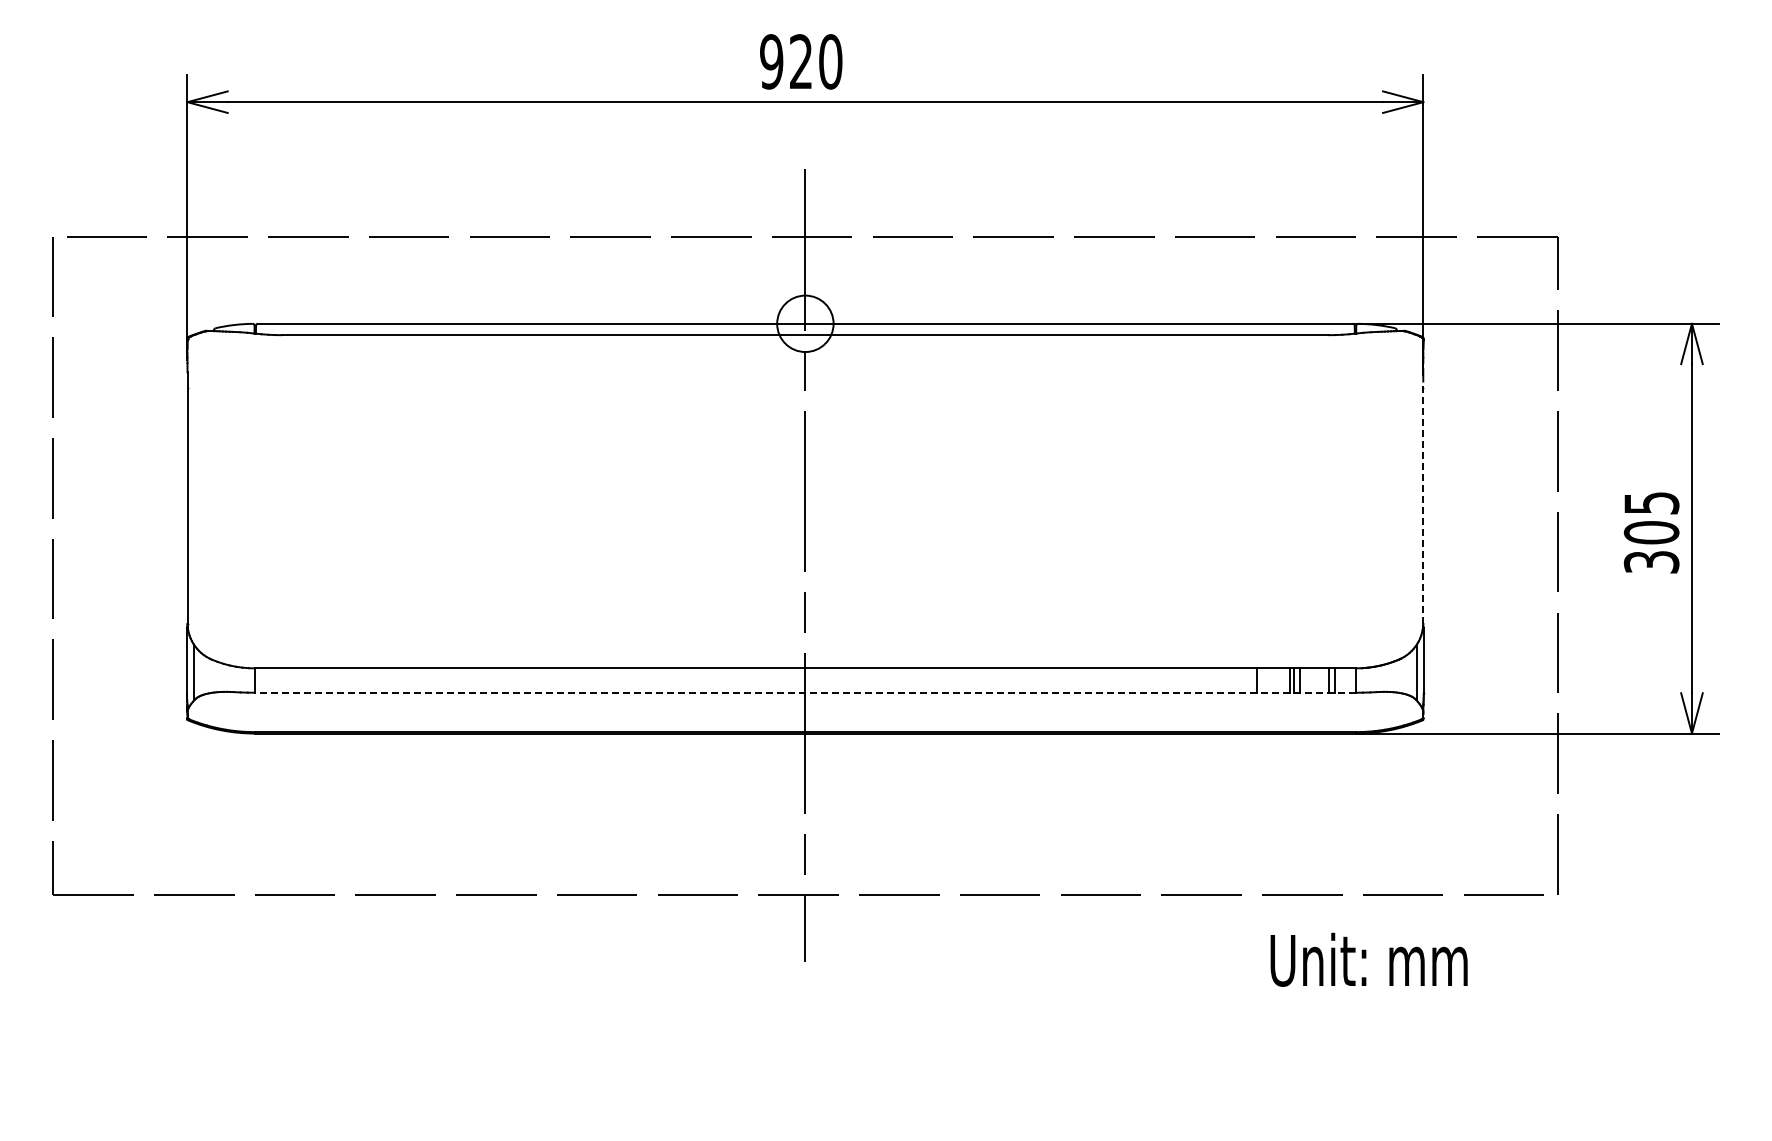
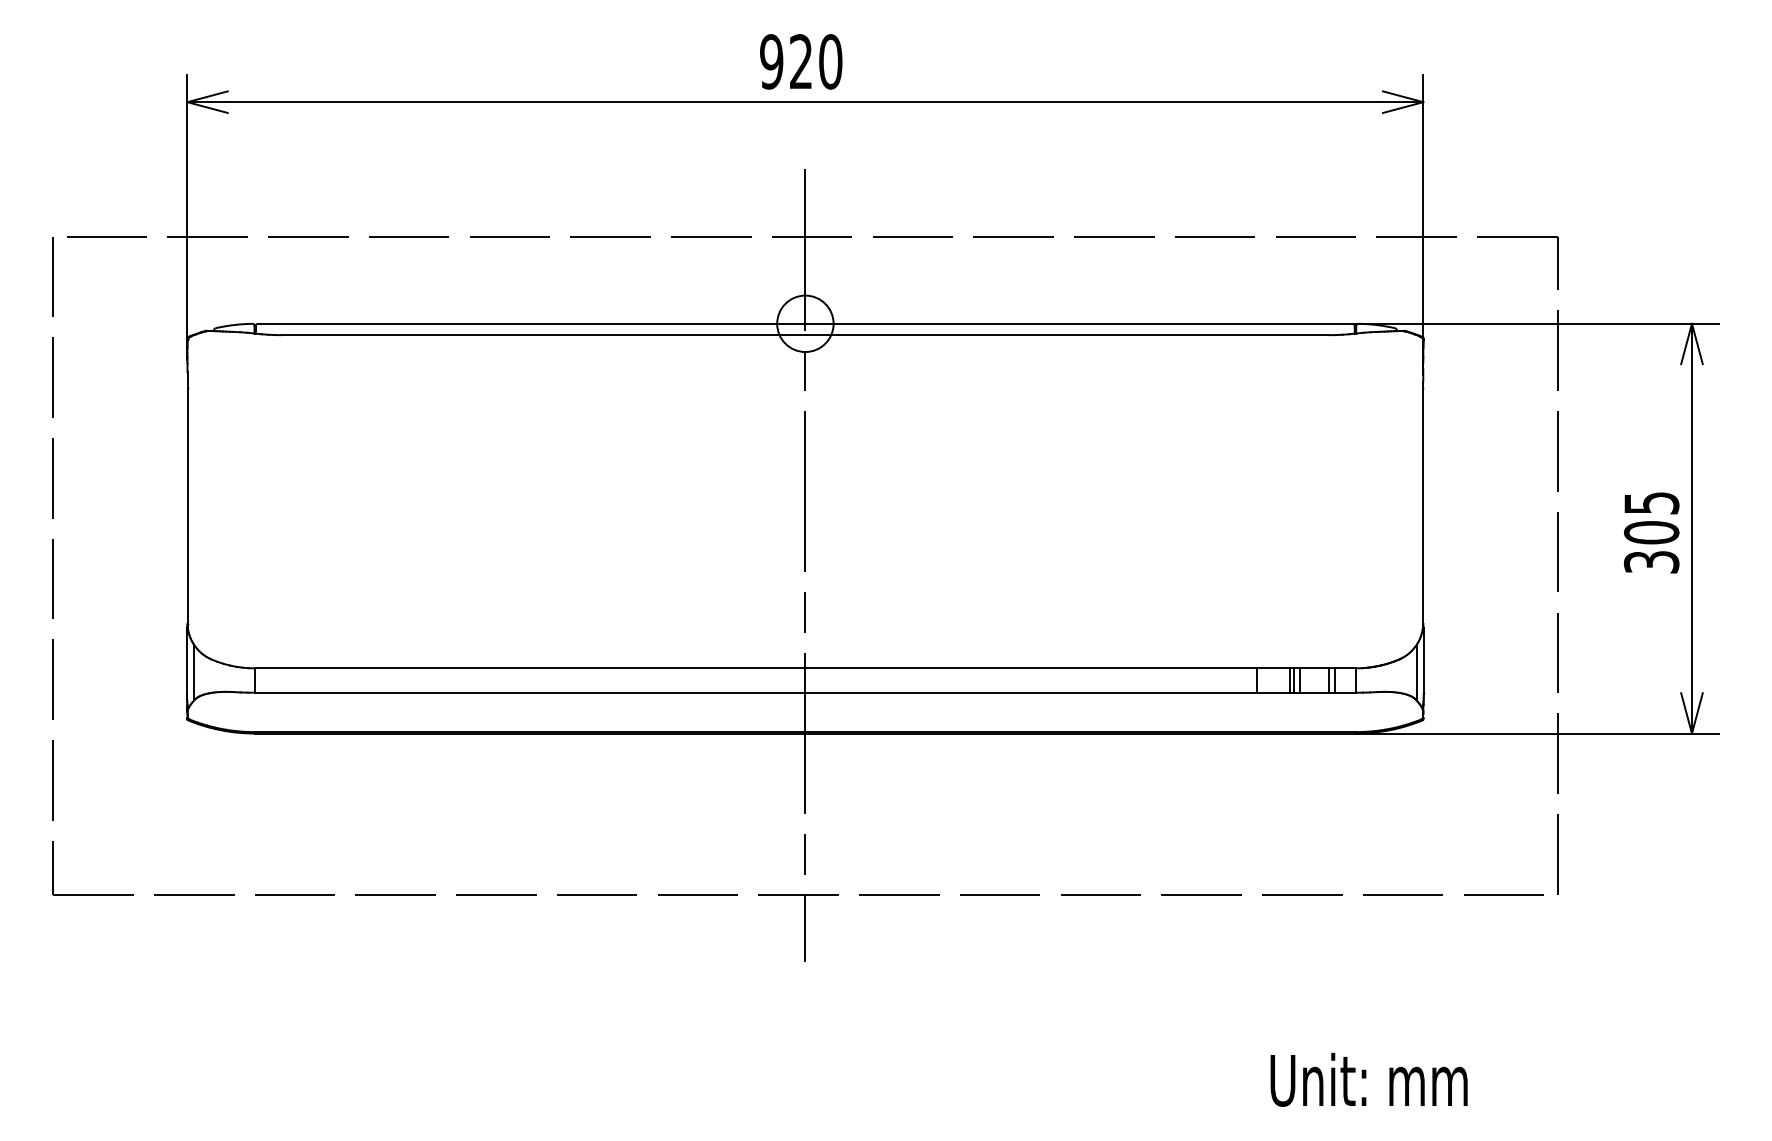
line: dashed -> solid (1423, 502)
line: dashed -> solid (805, 692)
text position: (1368, 959) -> (1368, 1079) (1368, 1079)
